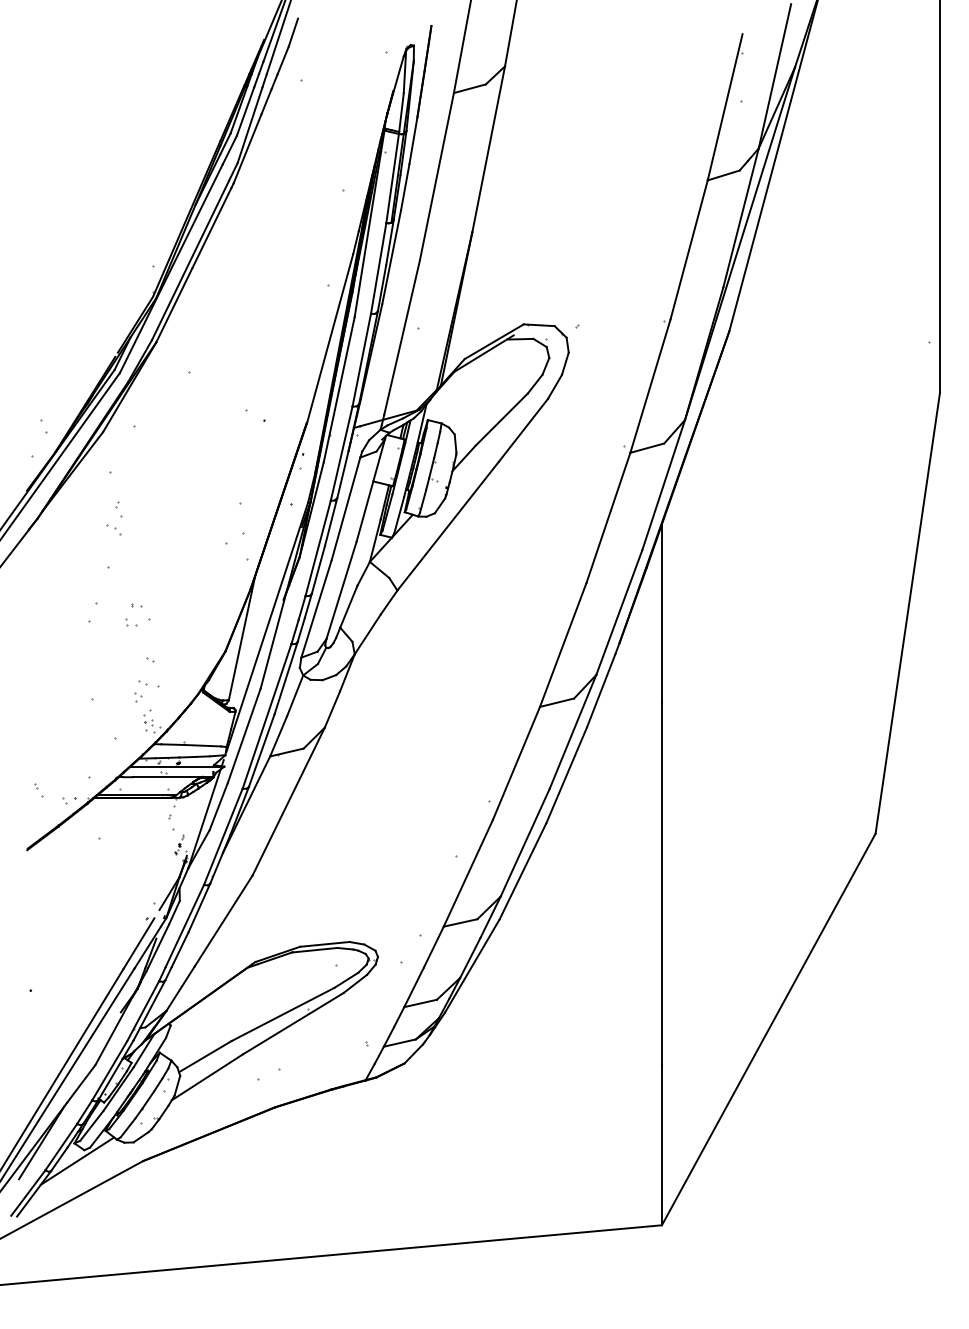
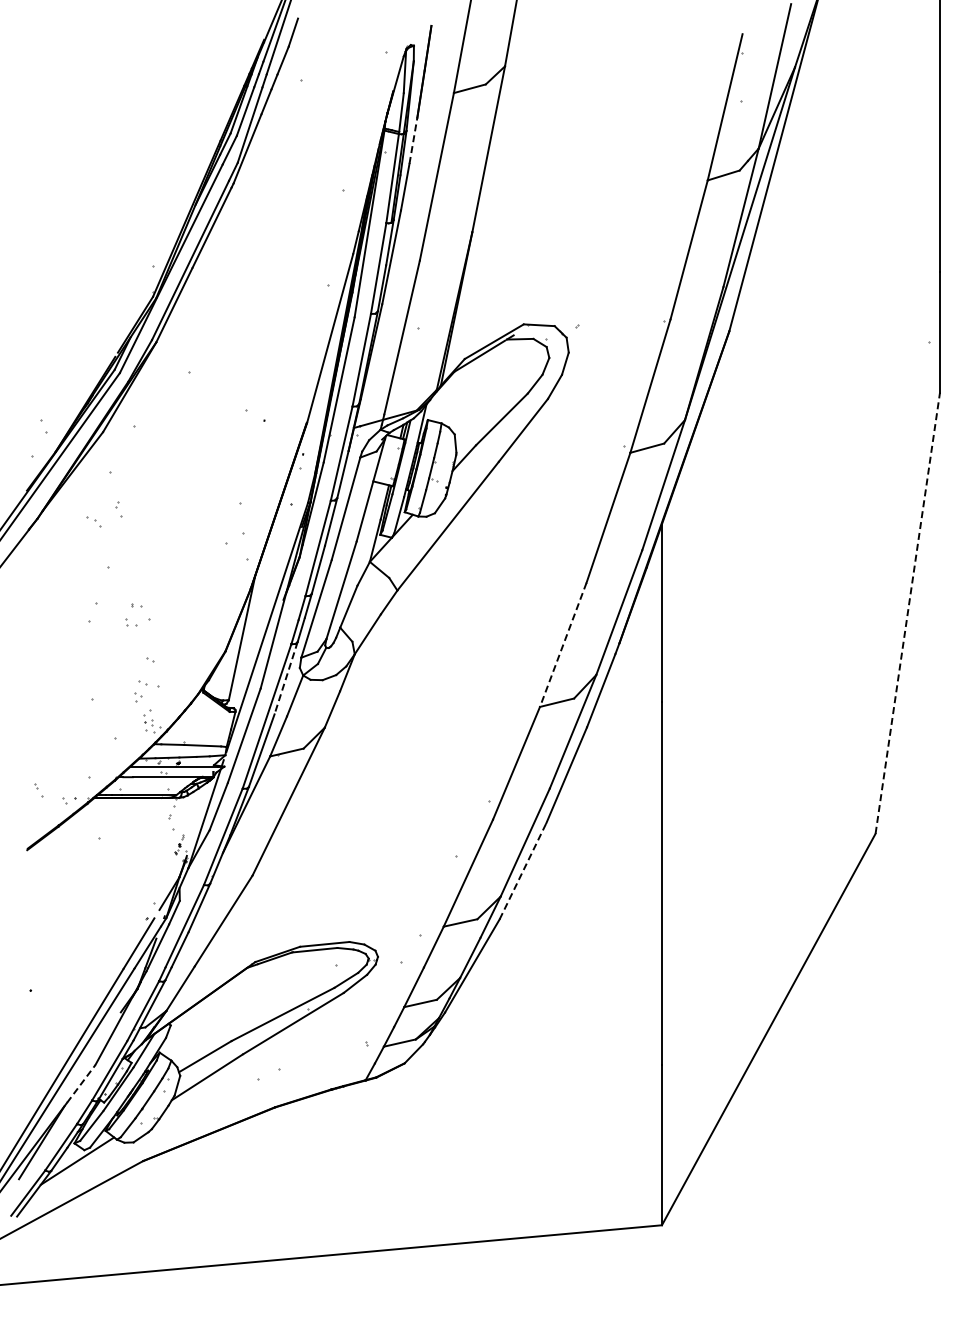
line: solid -> dashed (413, 140)
part position: (113, 529) -> (93, 521) (93, 521)
line: solid -> dashed (907, 613)
line: solid -> dashed (563, 645)
line: solid -> dashed (285, 678)
line: solid -> dashed (523, 870)
line: solid -> dashed (81, 1083)
